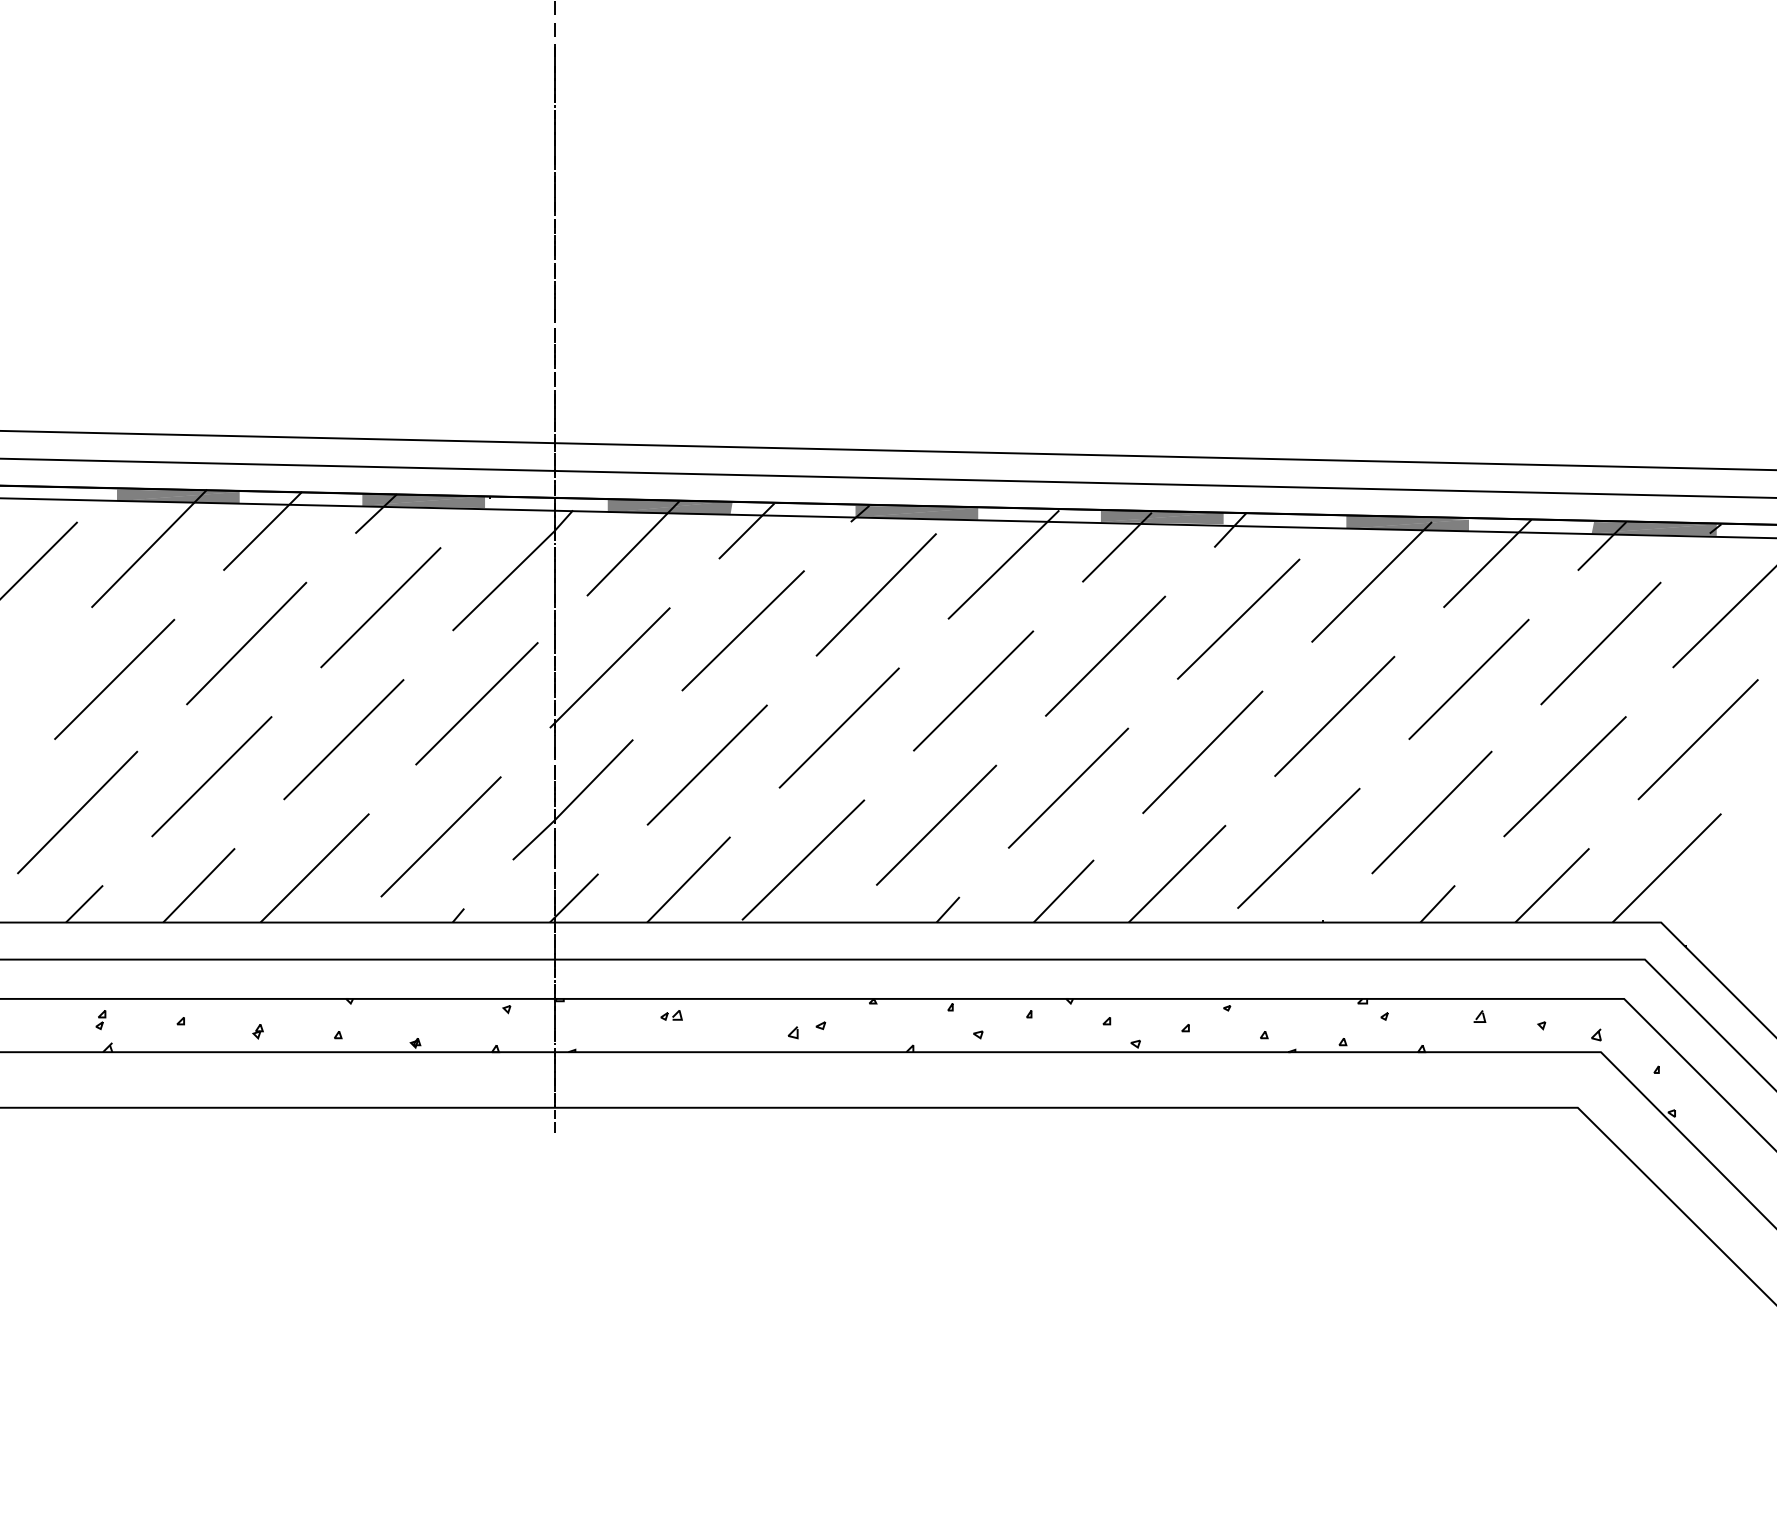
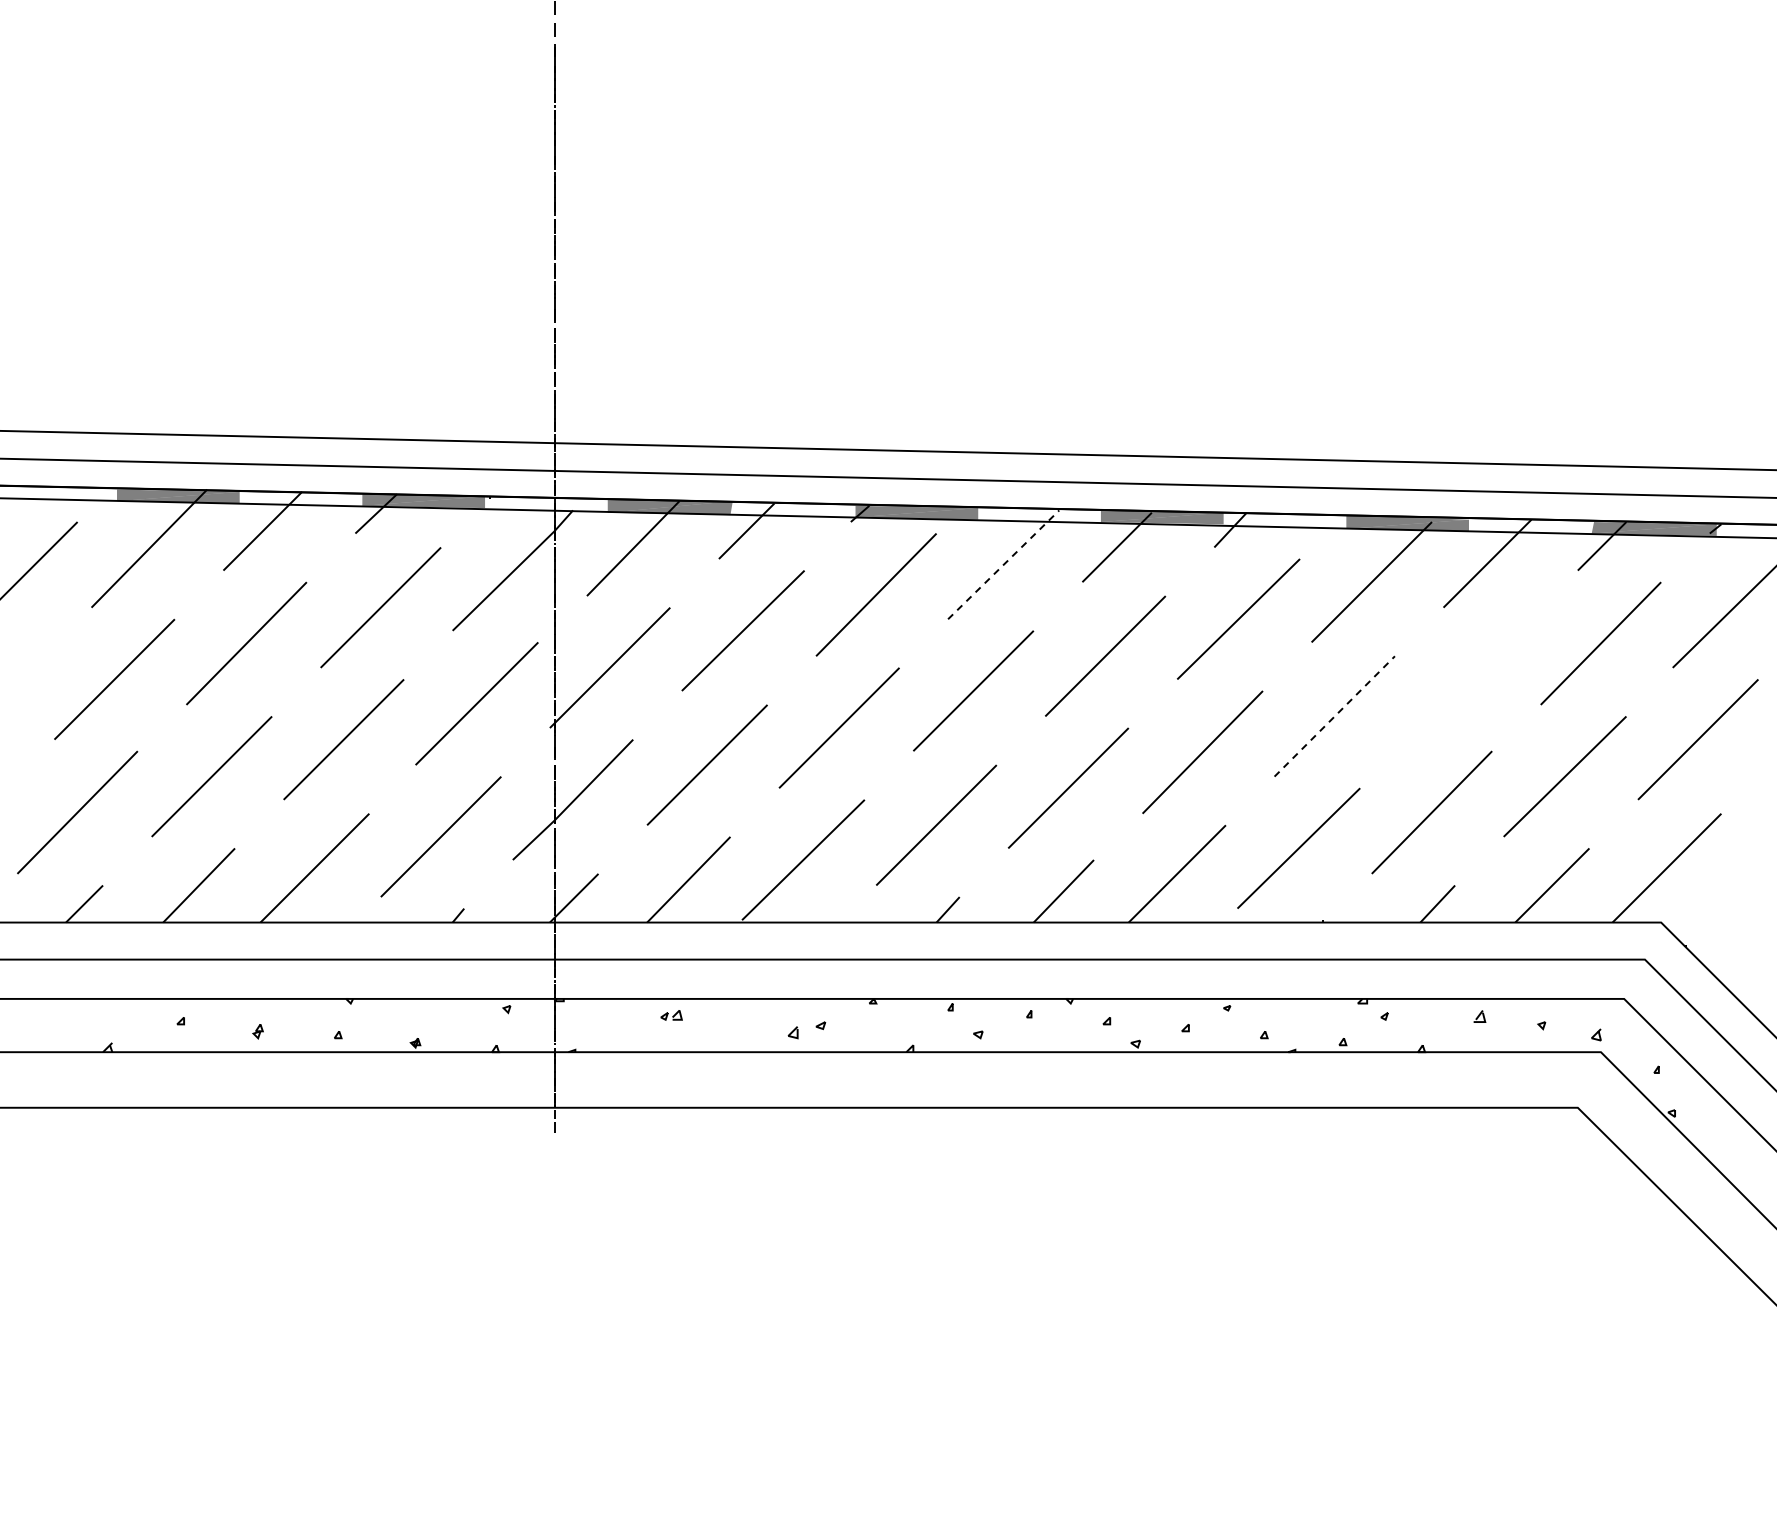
line: solid -> dashed (1003, 564)
line: present -> none (1468, 678)
line: solid -> dashed (1335, 716)
part: present -> none (100, 1020)
